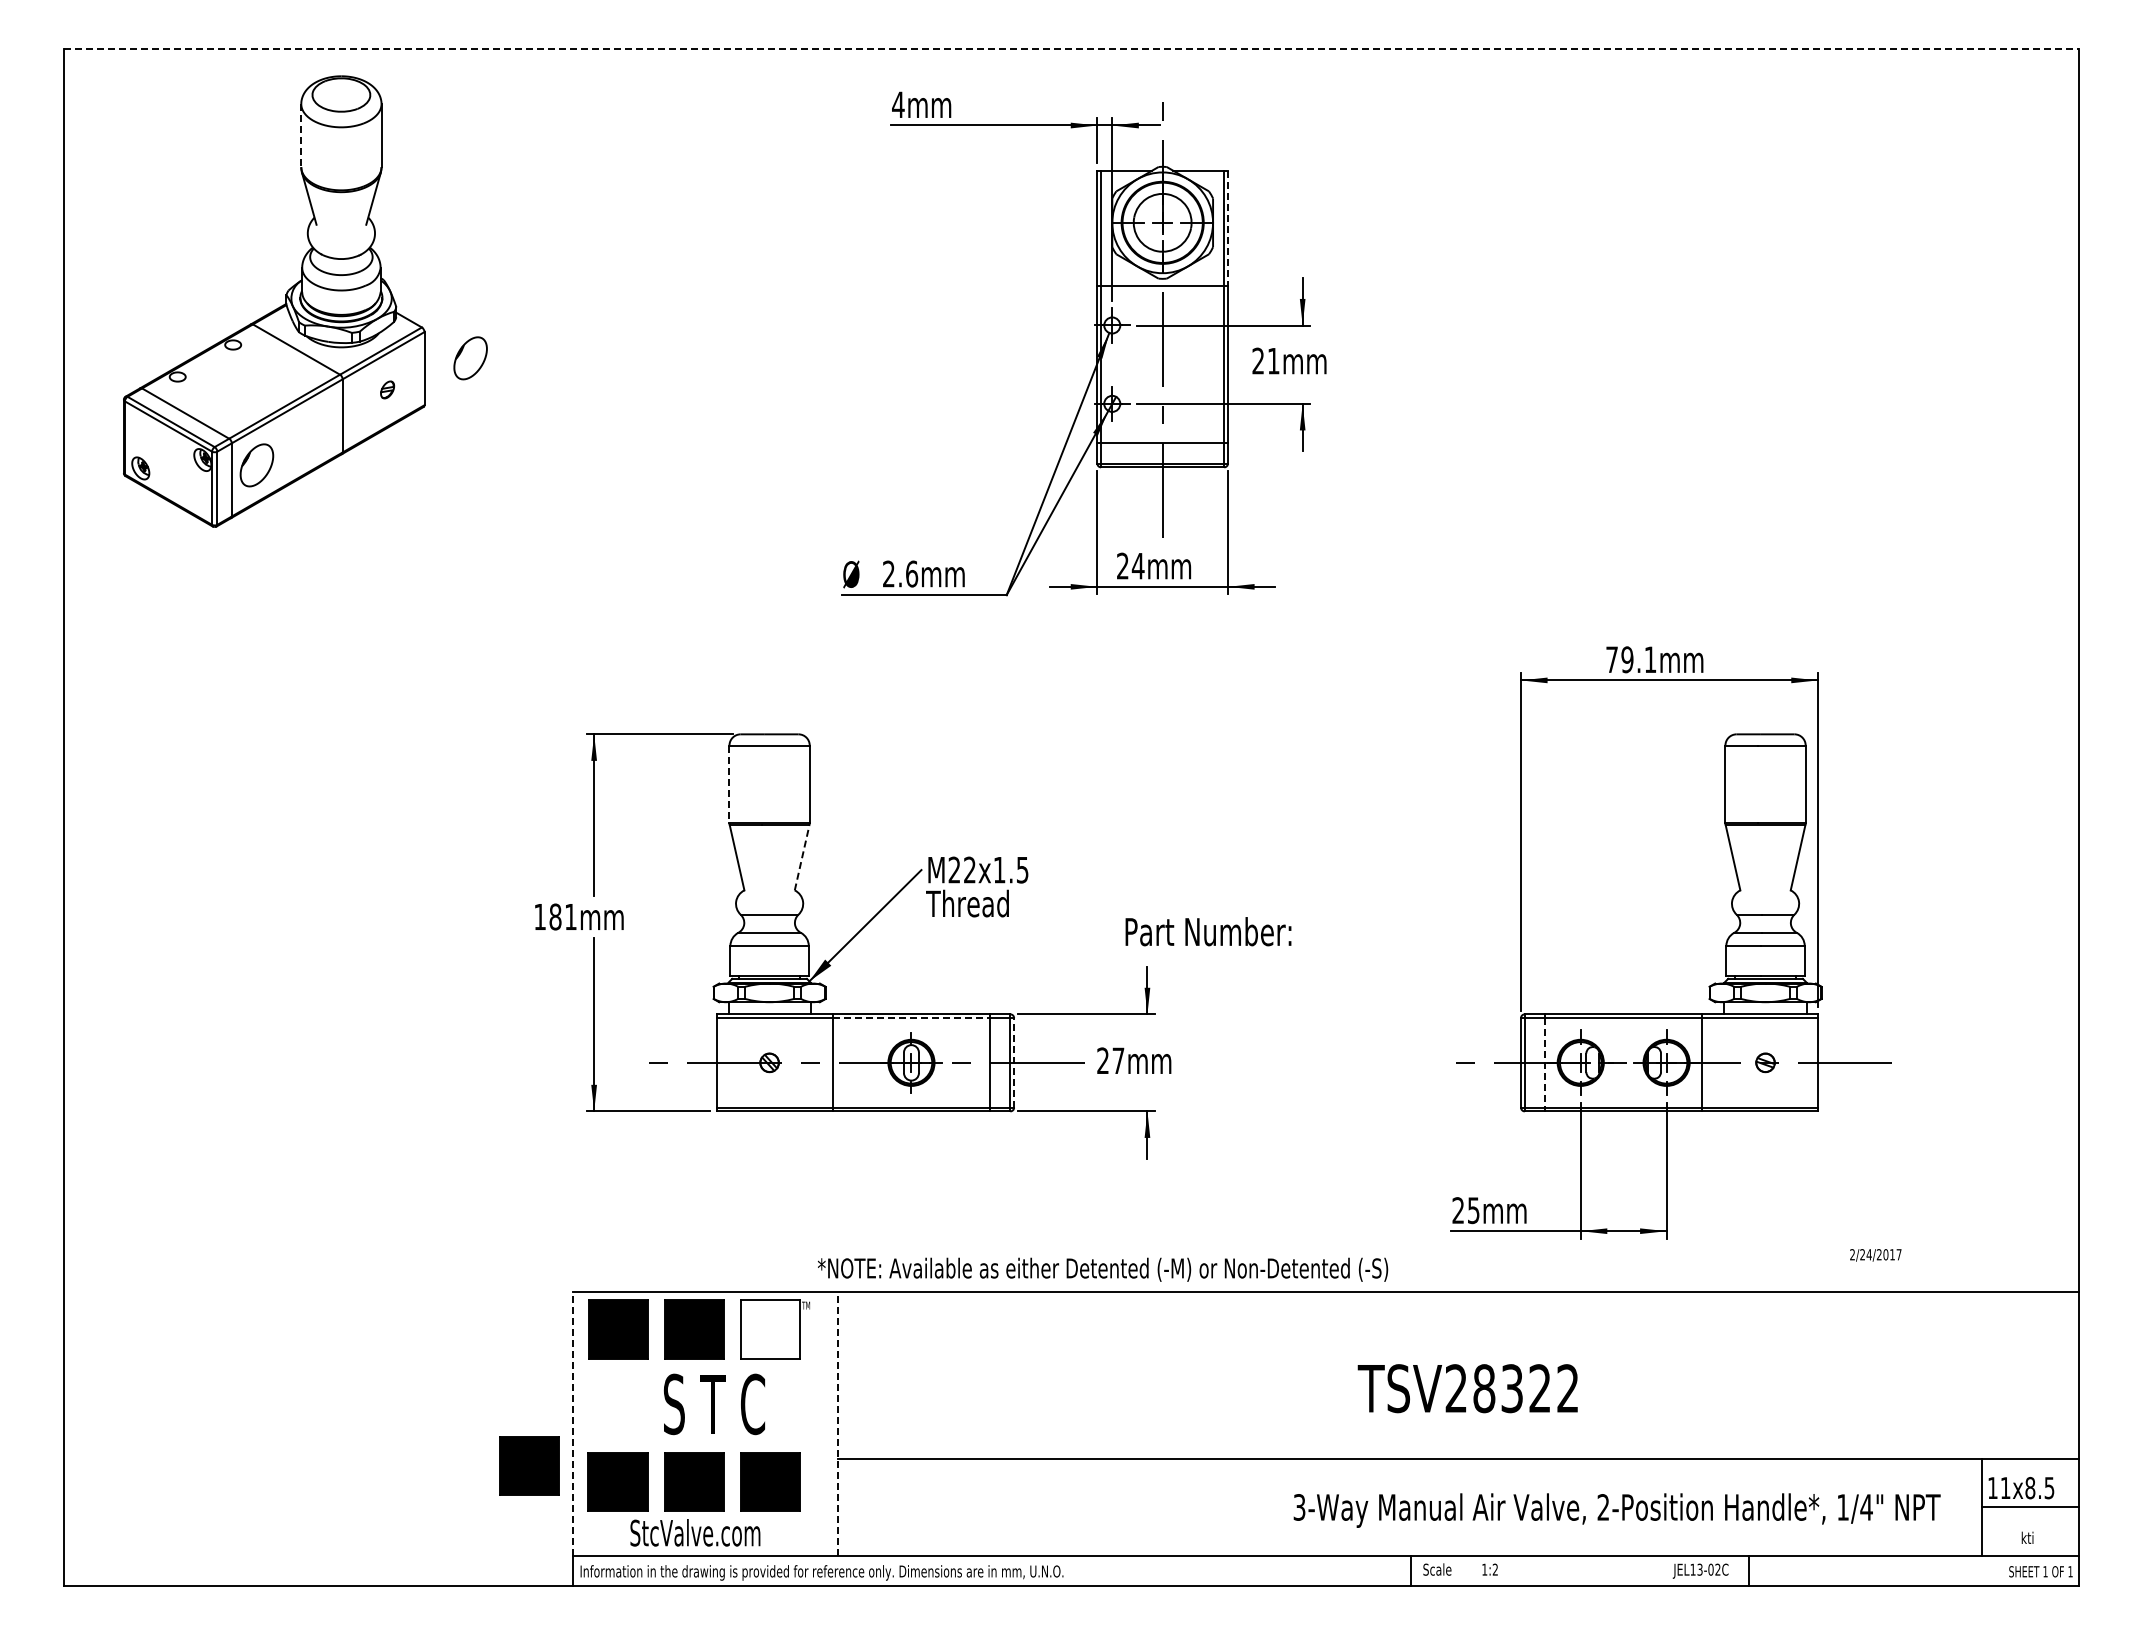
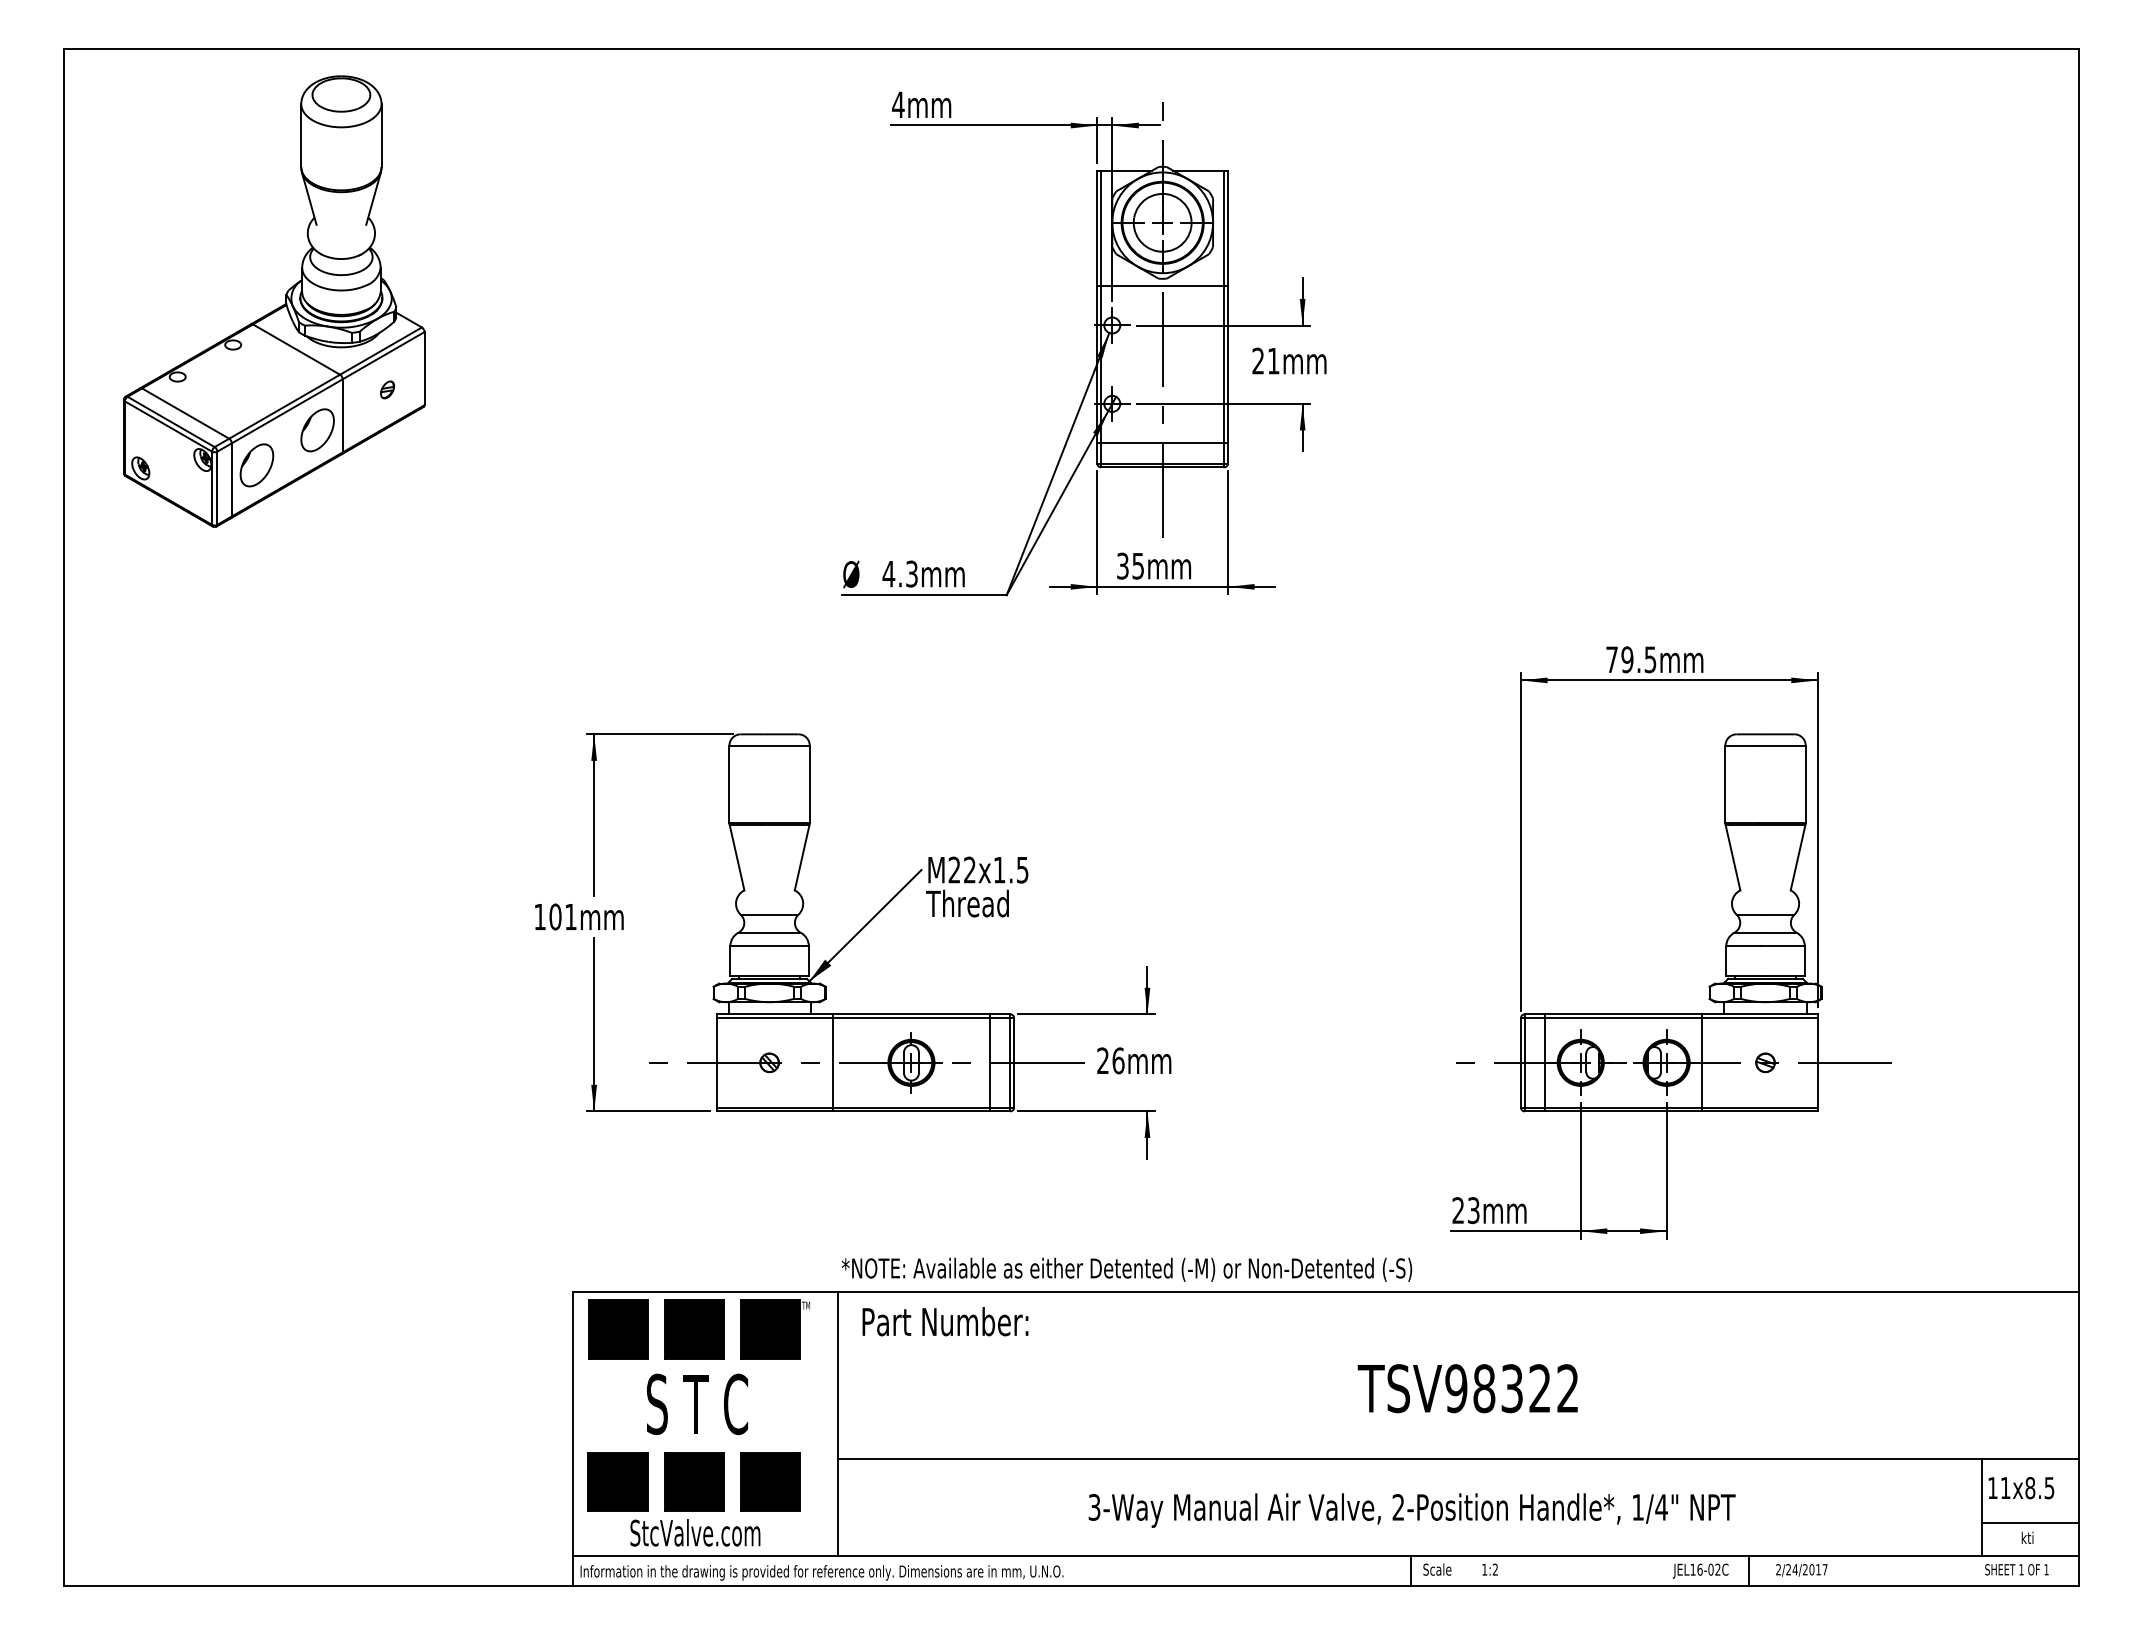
line: dashed -> solid (1071, 48)
line: dashed -> solid (301, 136)
line: dashed -> solid (1228, 228)
part position: (470, 358) -> (317, 430) (317, 430)
text: 24mm -> 35mm (1130, 566)
text: 2.6mm -> 4.3mm (900, 573)
text: 79.1mm -> 79.5mm (1650, 659)
line: dashed -> solid (729, 784)
line: dashed -> solid (802, 857)
text: 181mm -> 101mm (555, 917)
text position: (1208, 931) -> (945, 1321) (945, 1321)
line: dashed -> solid (911, 1018)
text: 27mm -> 26mm (1118, 1060)
line: dashed -> solid (1014, 1062)
line: dashed -> solid (1545, 1062)
text: 25mm -> 23mm (1473, 1210)
text position: (1875, 1255) -> (1801, 1570) (1801, 1570)
text position: (1103, 1269) -> (1127, 1269) (1127, 1269)
fill: none -> present (770, 1329)
text: TSV28322 -> TSV98322 (1456, 1388)
text position: (713, 1404) -> (696, 1404) (696, 1404)
line: dashed -> solid (573, 1423)
line: dashed -> solid (837, 1423)
part: present -> none (529, 1465)
line position: (2029, 1506) -> (2029, 1522) (2029, 1522)
text position: (1616, 1510) -> (1411, 1510) (1411, 1510)
text: JEL13-02C -> JEL16-02C (1699, 1569)
text position: (2040, 1571) -> (2016, 1569) (2016, 1569)
